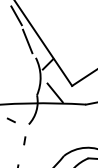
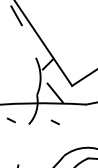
line: present -> none (27, 41)
line: none -> present (54, 122)
line: present -> none (24, 140)
